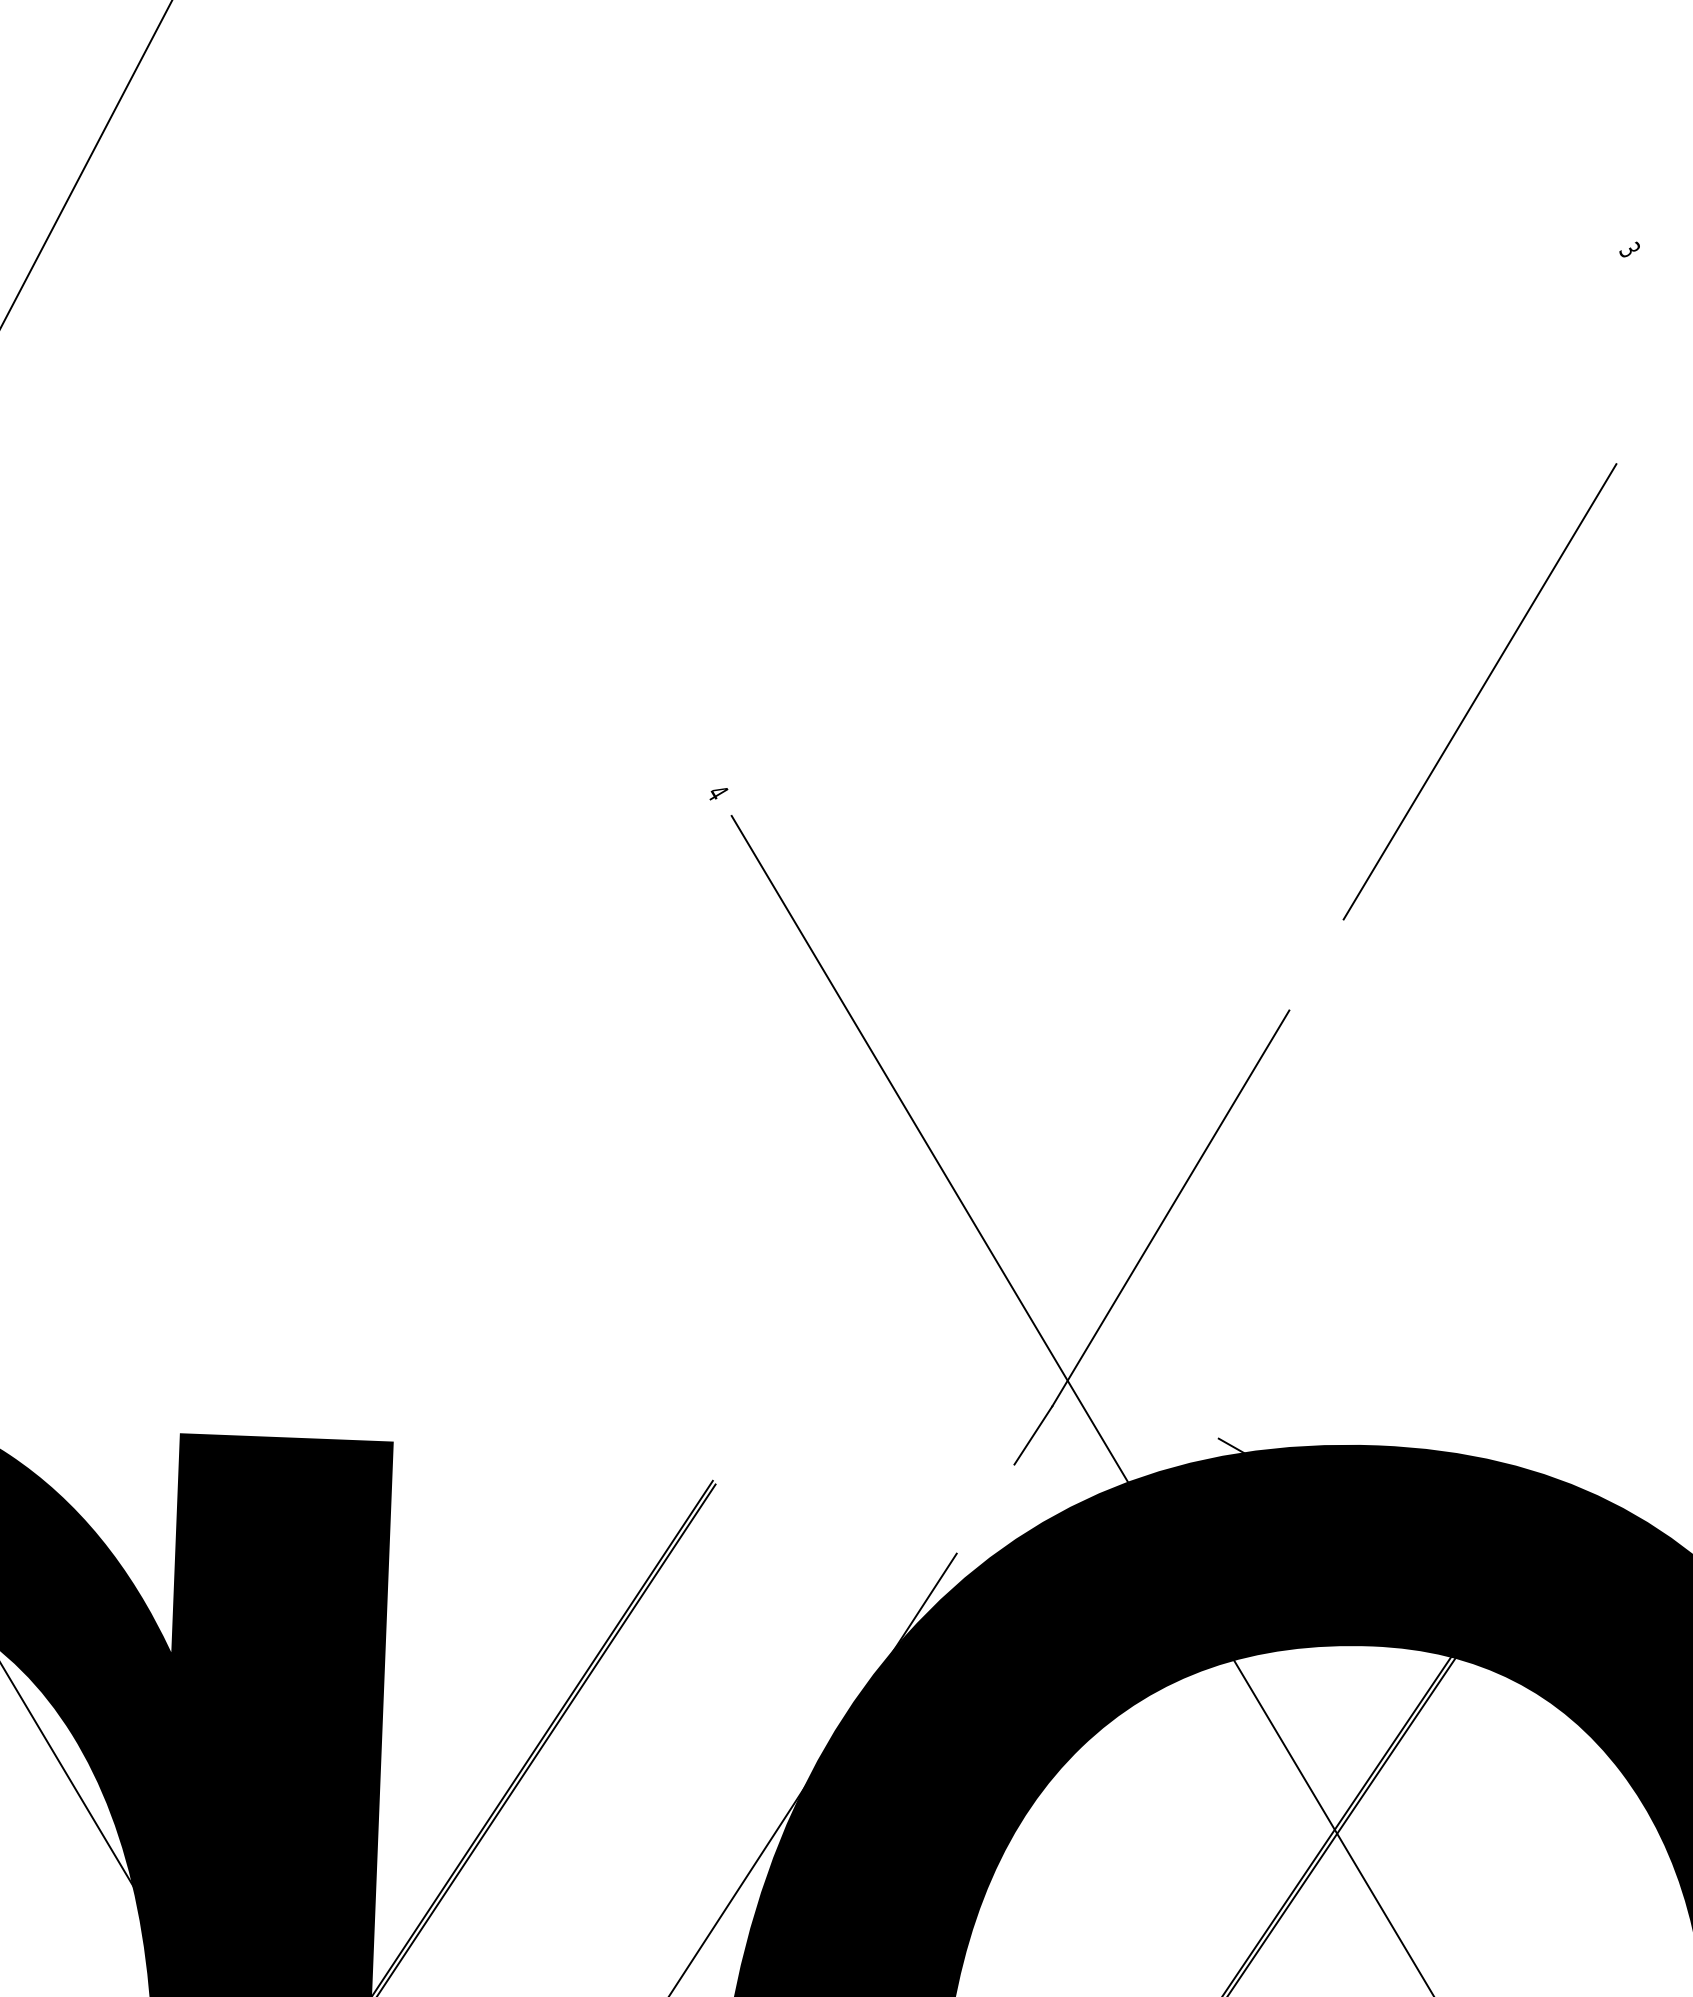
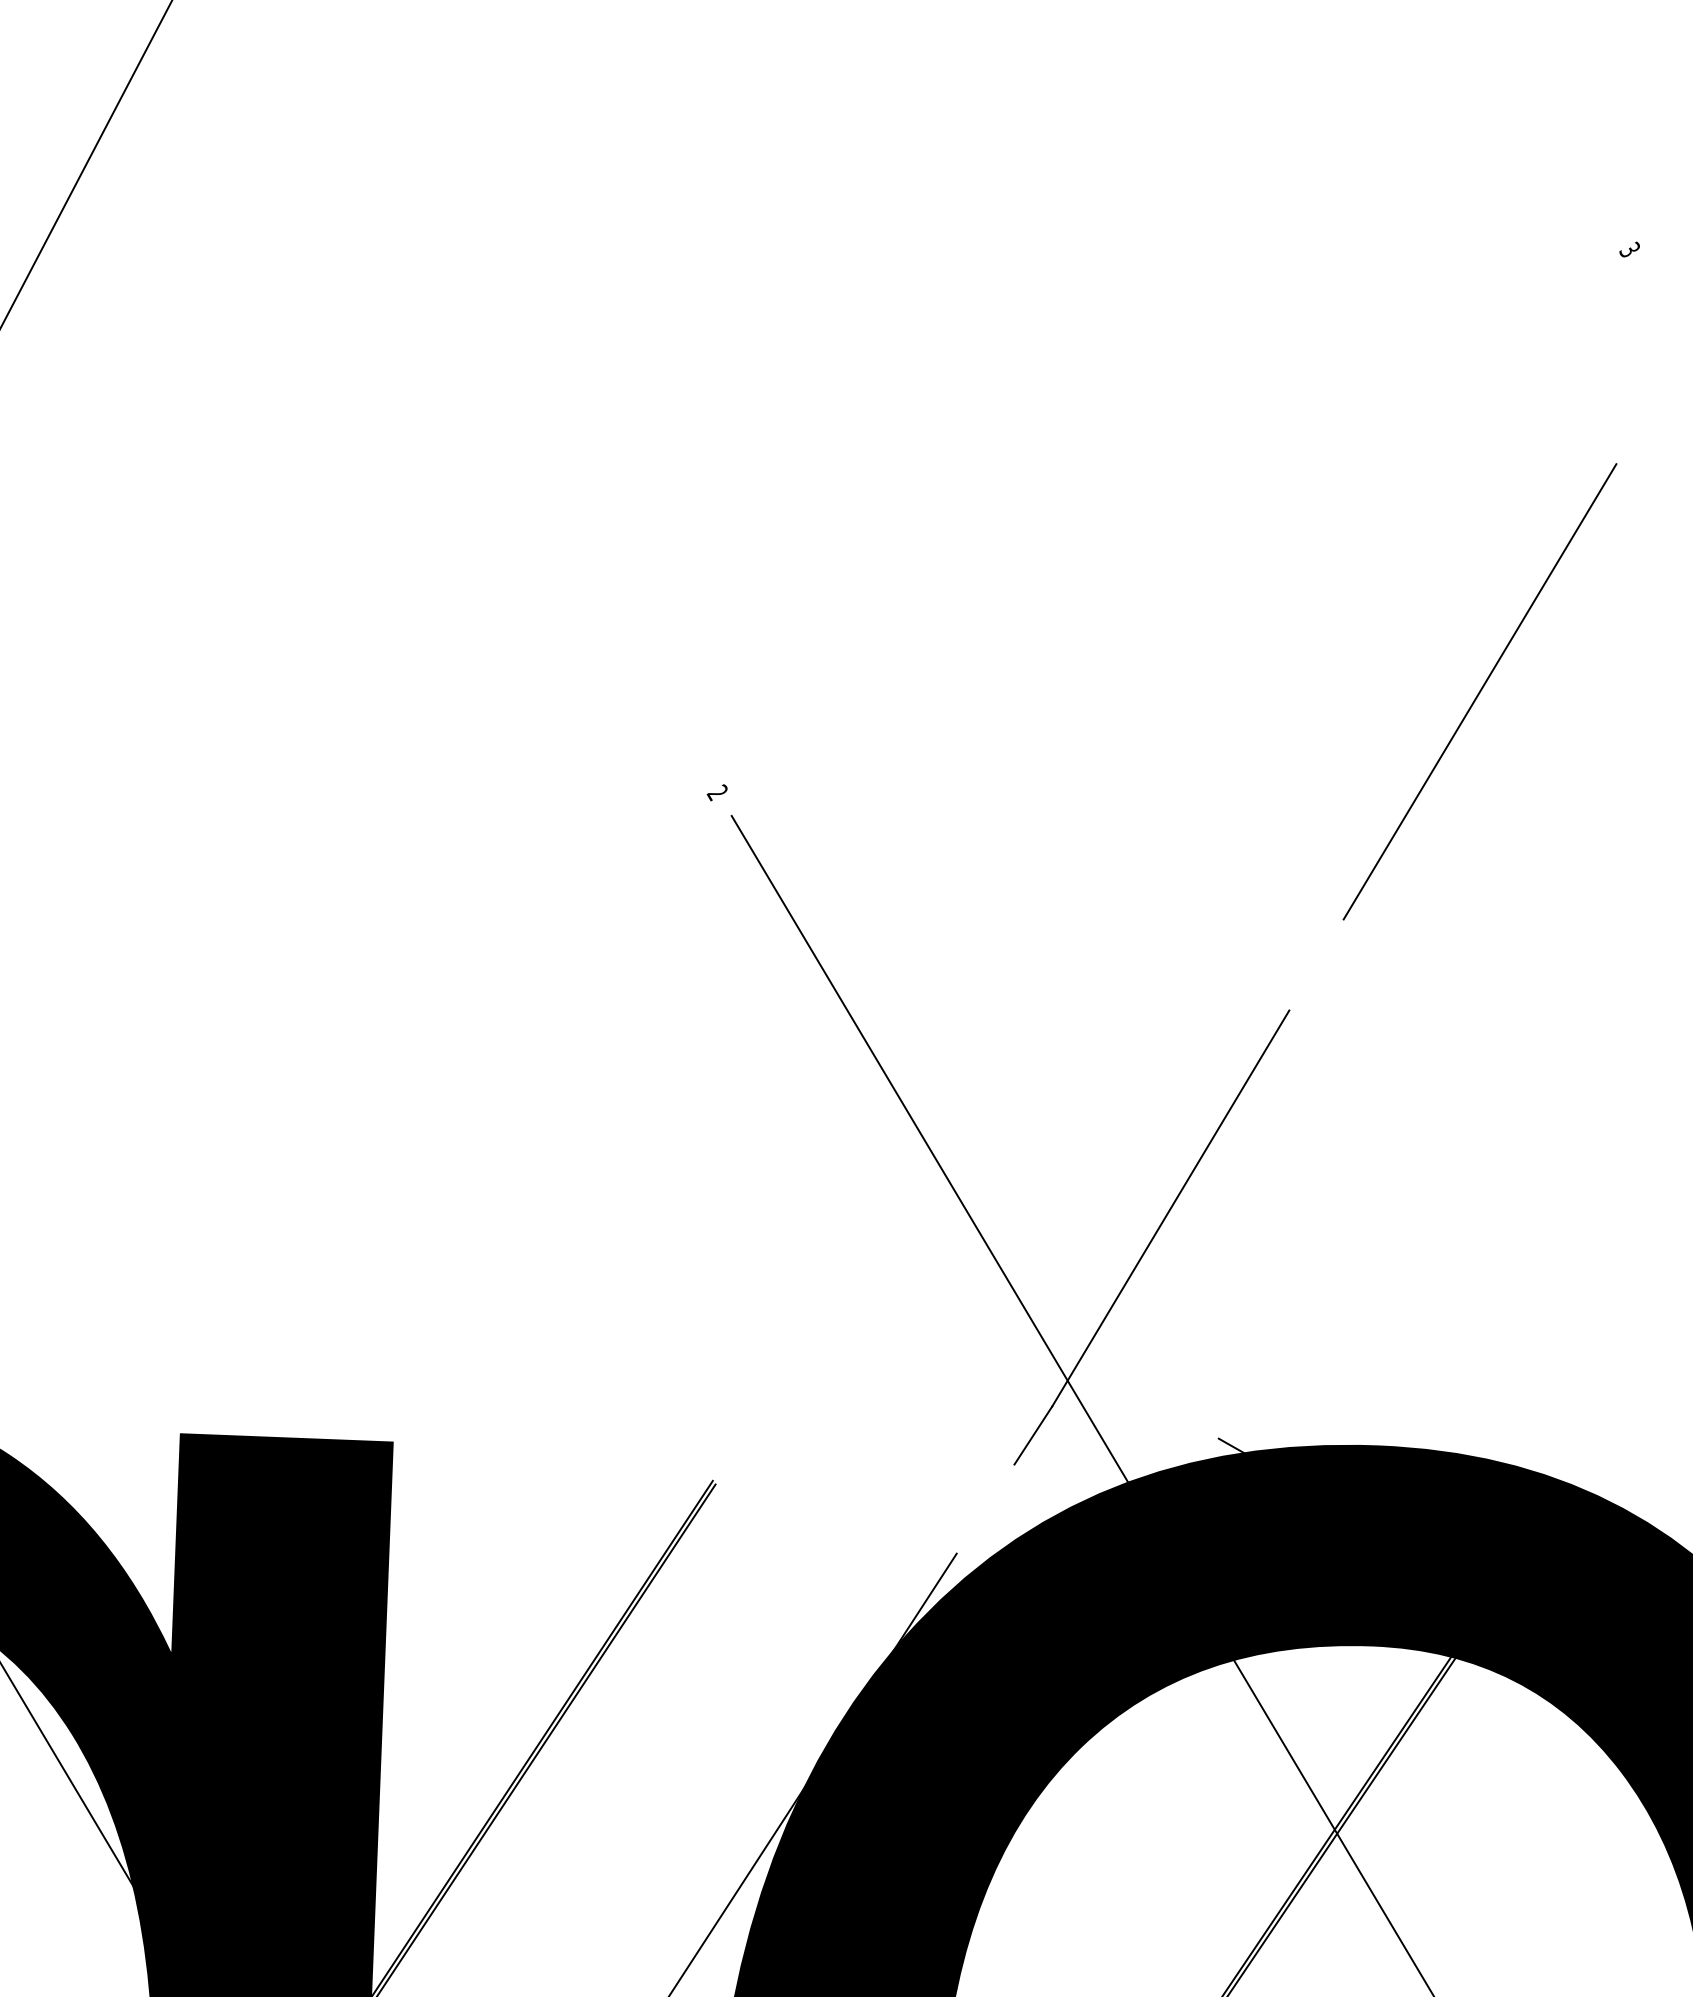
text: 4 -> 2 (717, 792)
